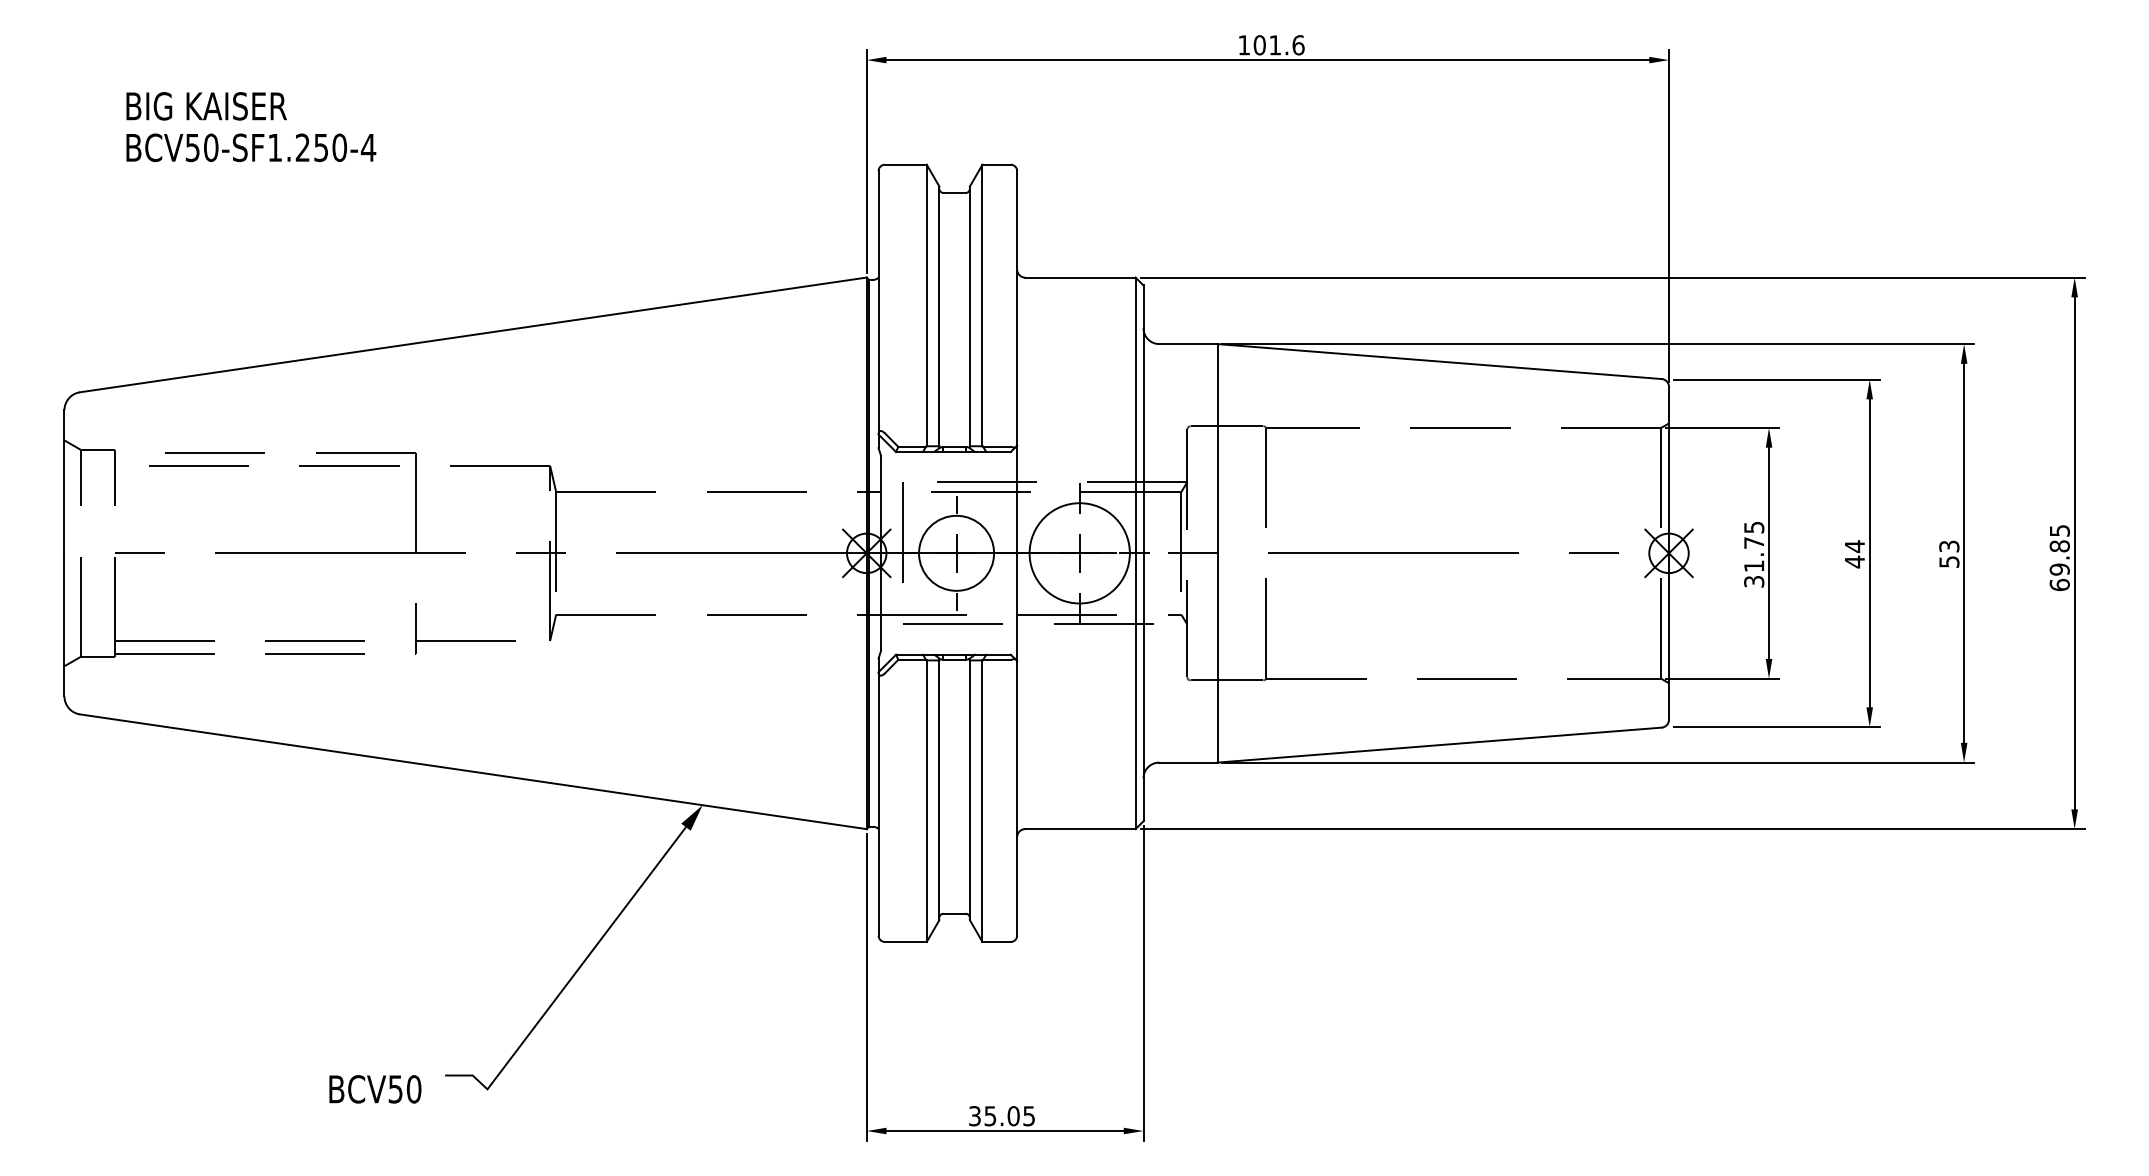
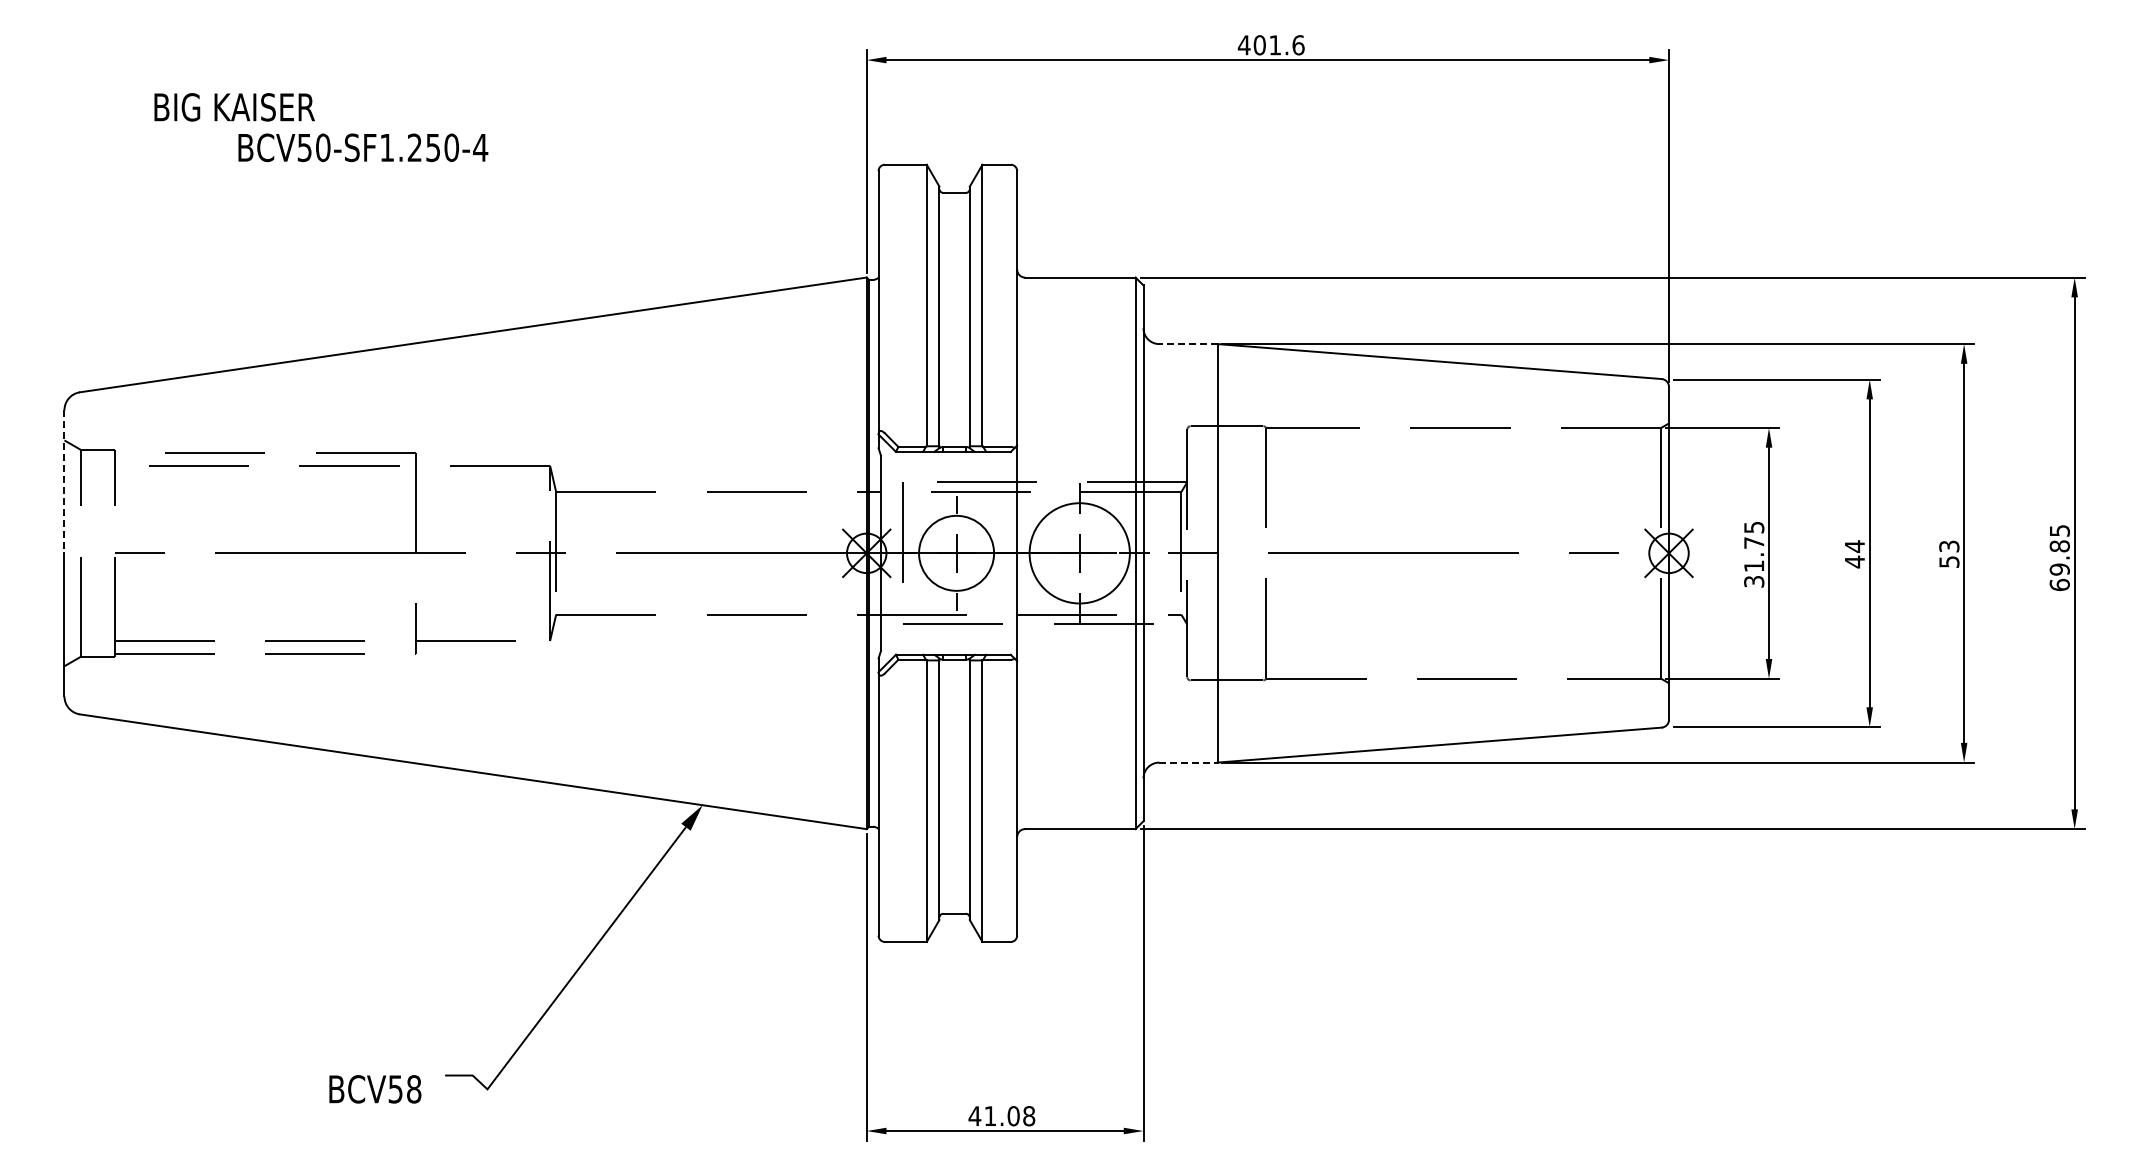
text: 101.6 -> 401.6 (1243, 45)
text position: (206, 106) -> (234, 107) (234, 107)
text position: (251, 147) -> (363, 147) (363, 147)
line: solid -> dashed (1187, 344)
line: solid -> dashed (64, 481)
line: solid -> dashed (1188, 762)
text: BCV50 -> BCV58 (414, 1089)
text: 35.05 -> 41.08 (1001, 1116)
